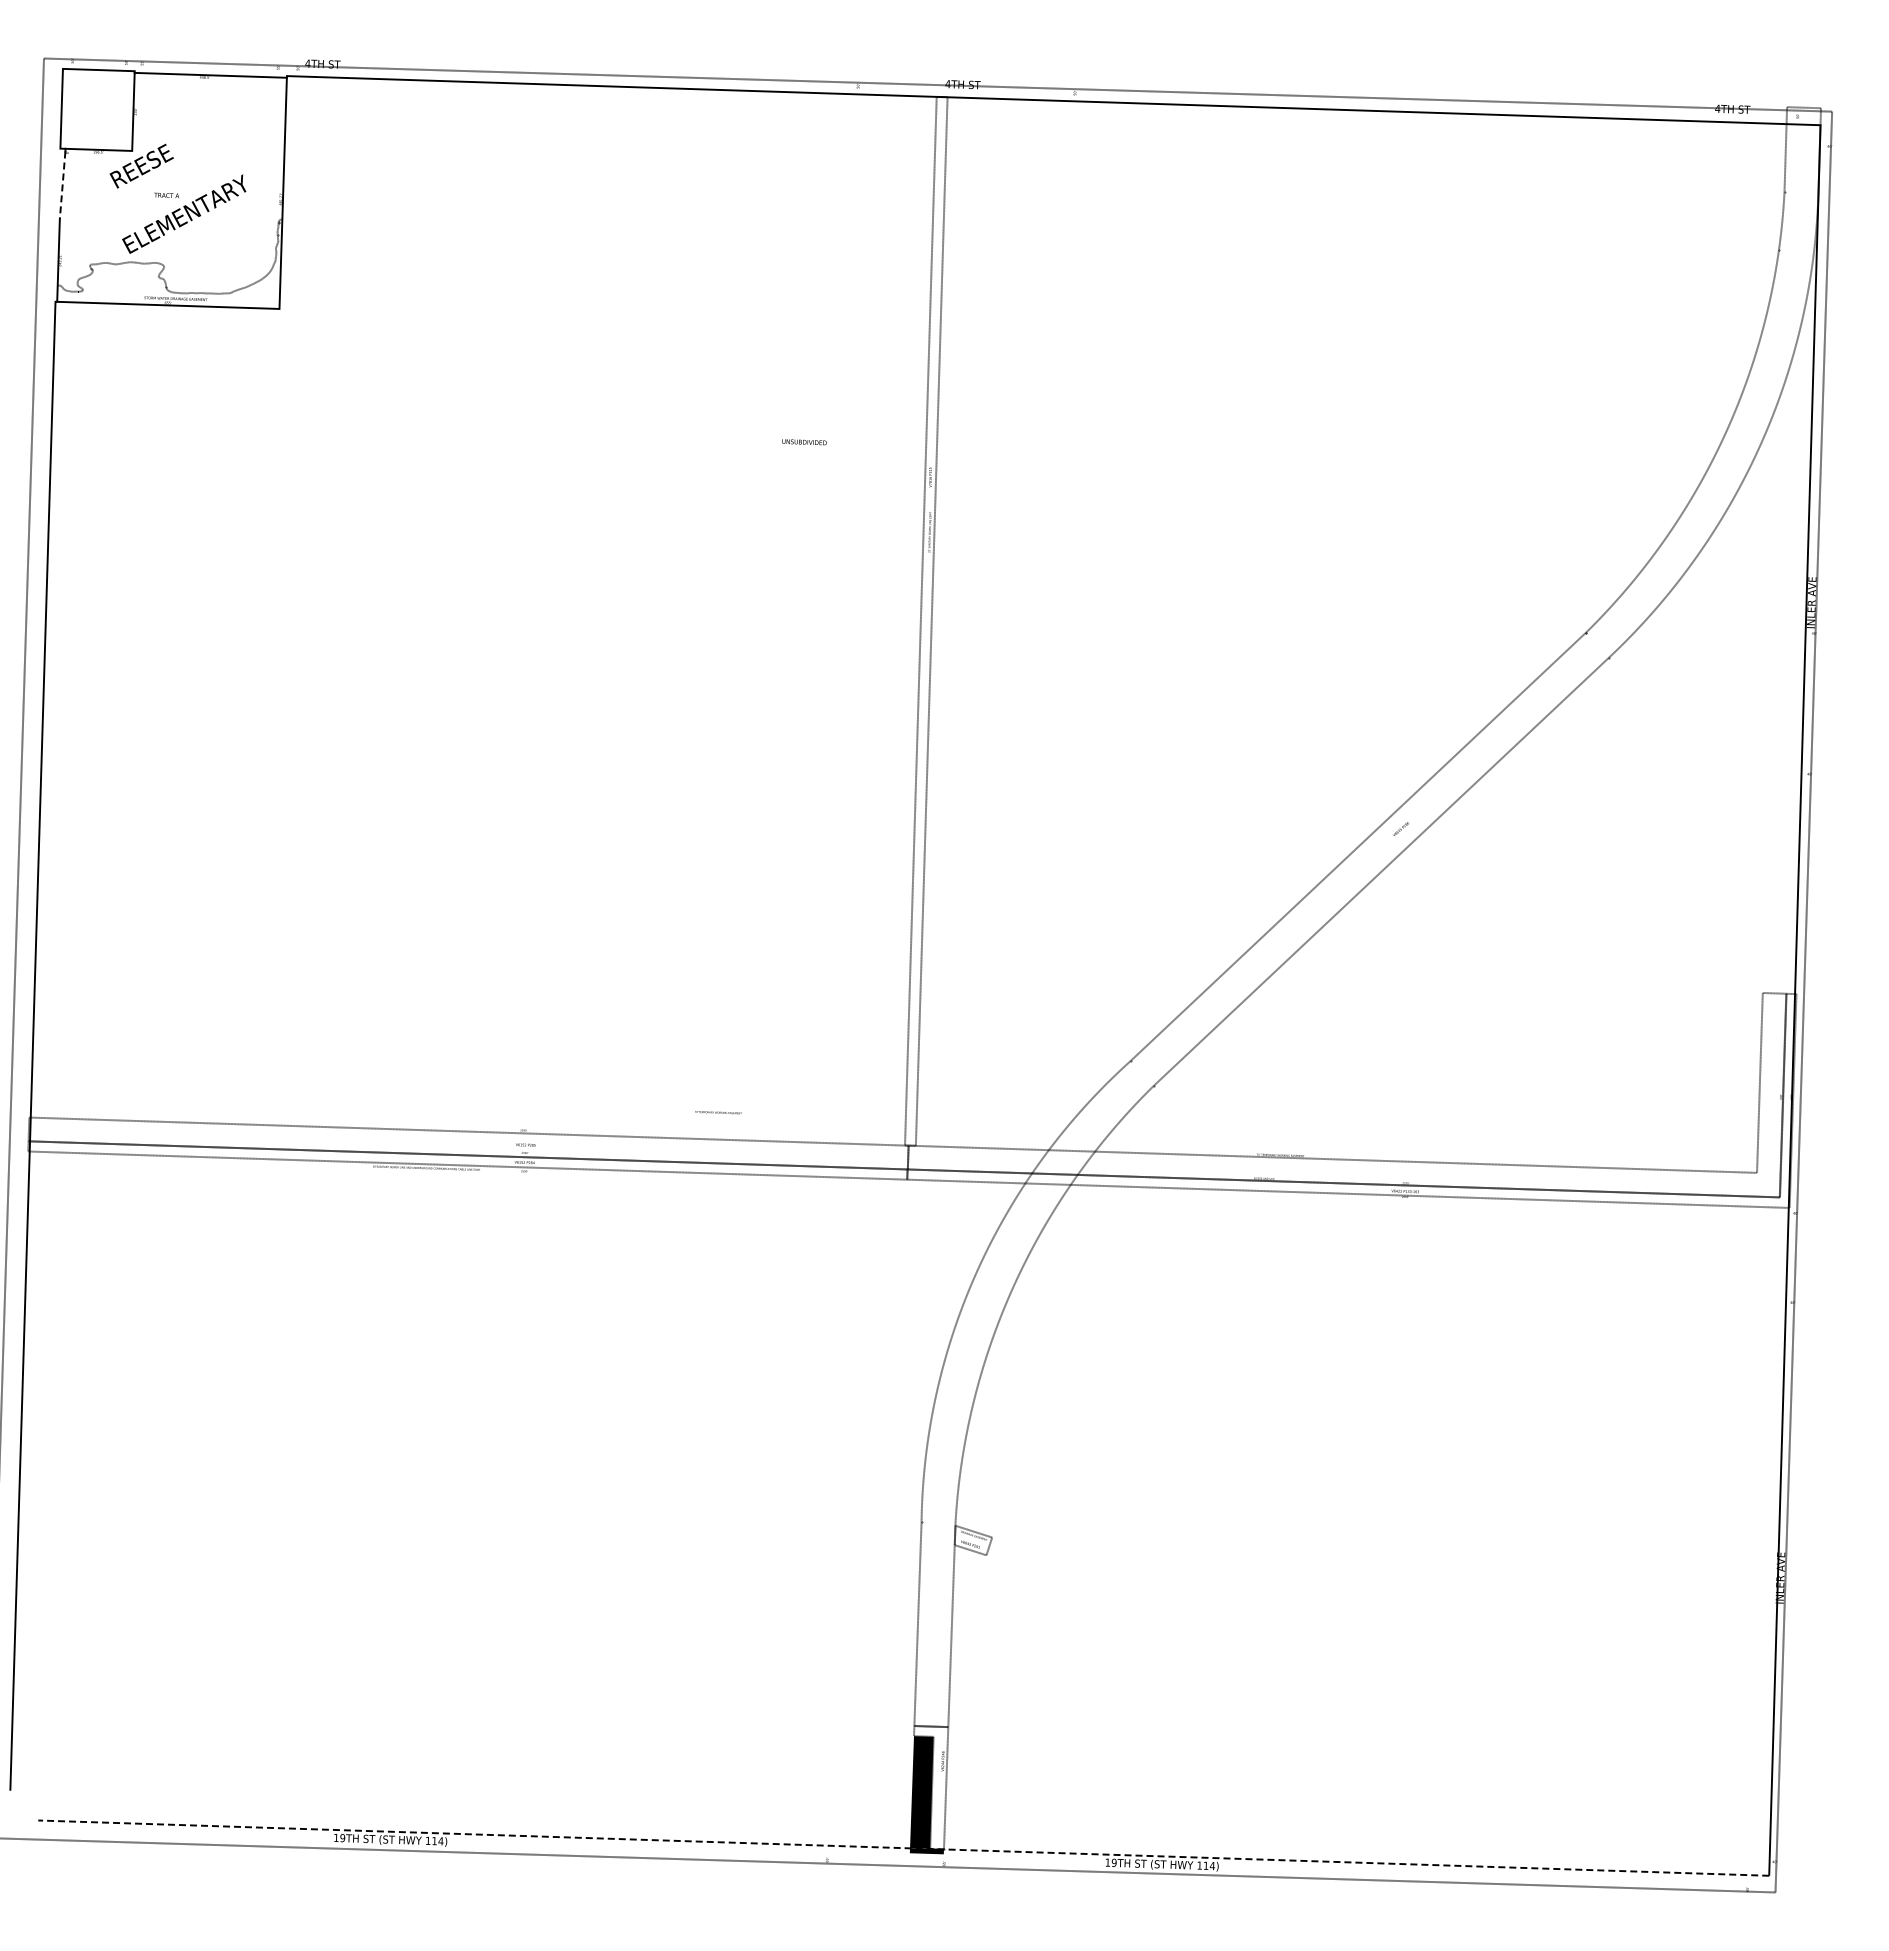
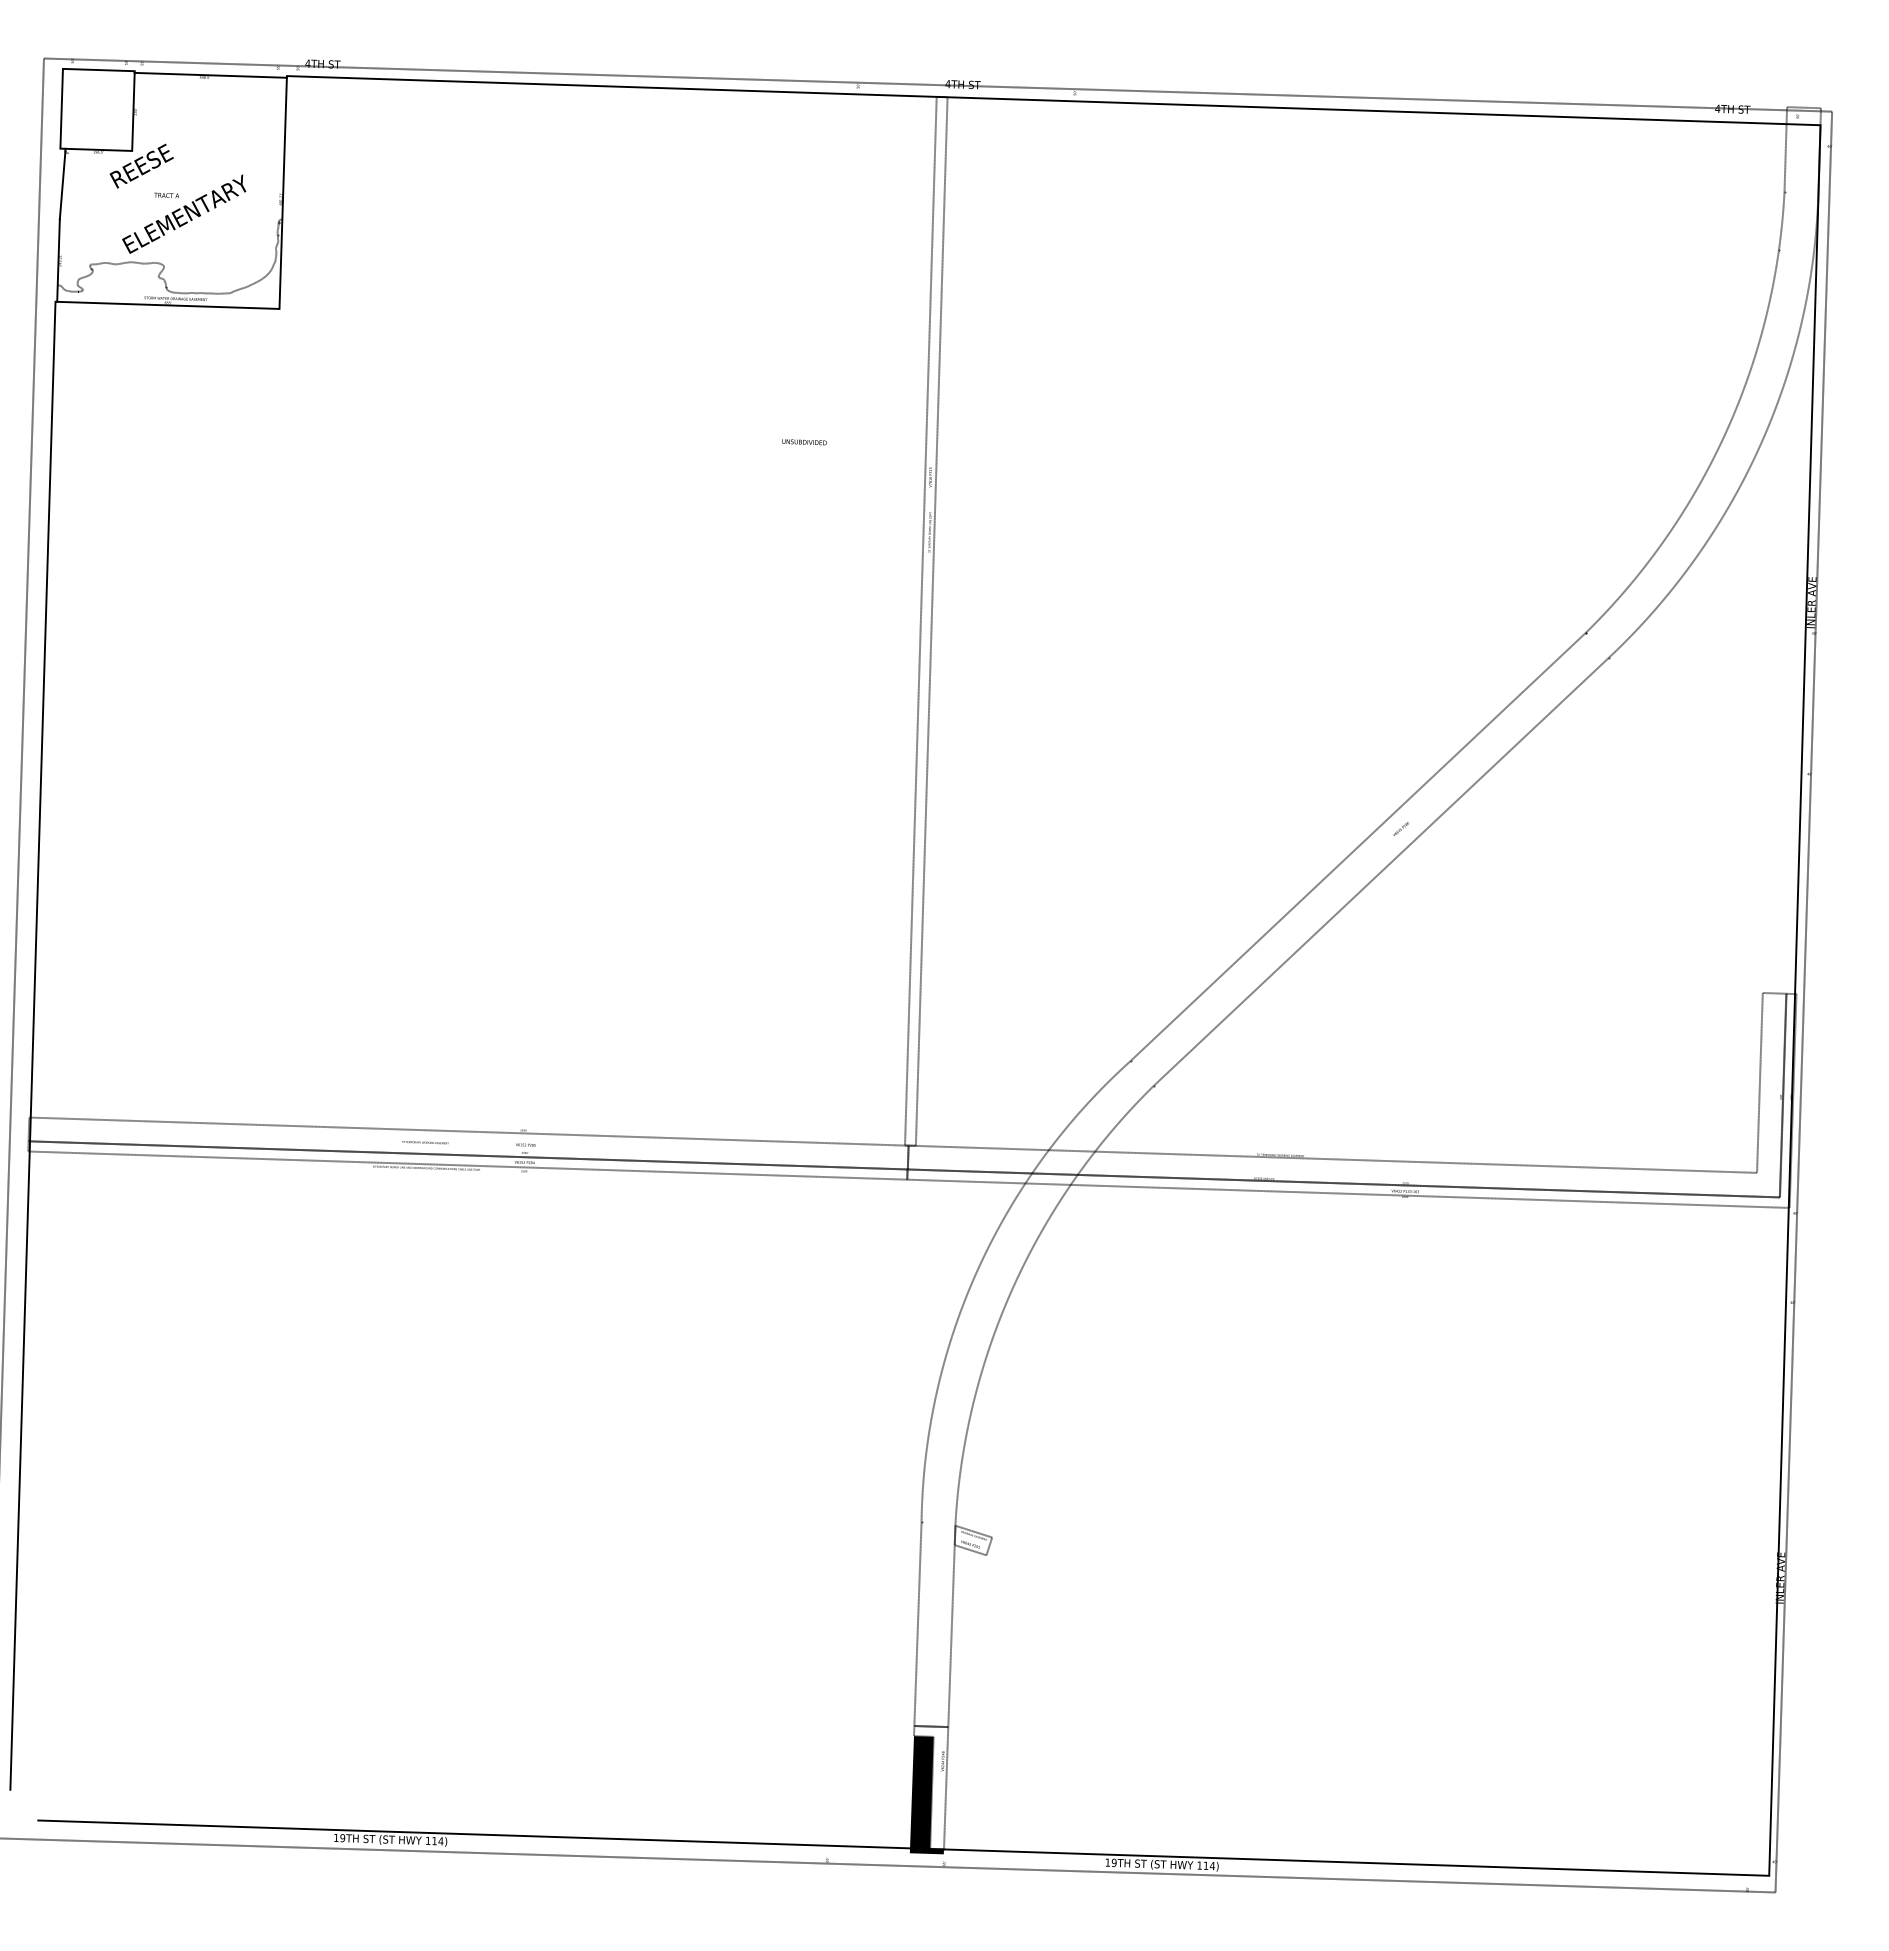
line: dashed -> solid (62, 185)
text position: (718, 1112) -> (425, 1142) (425, 1142)
line: dashed -> solid (903, 1848)
